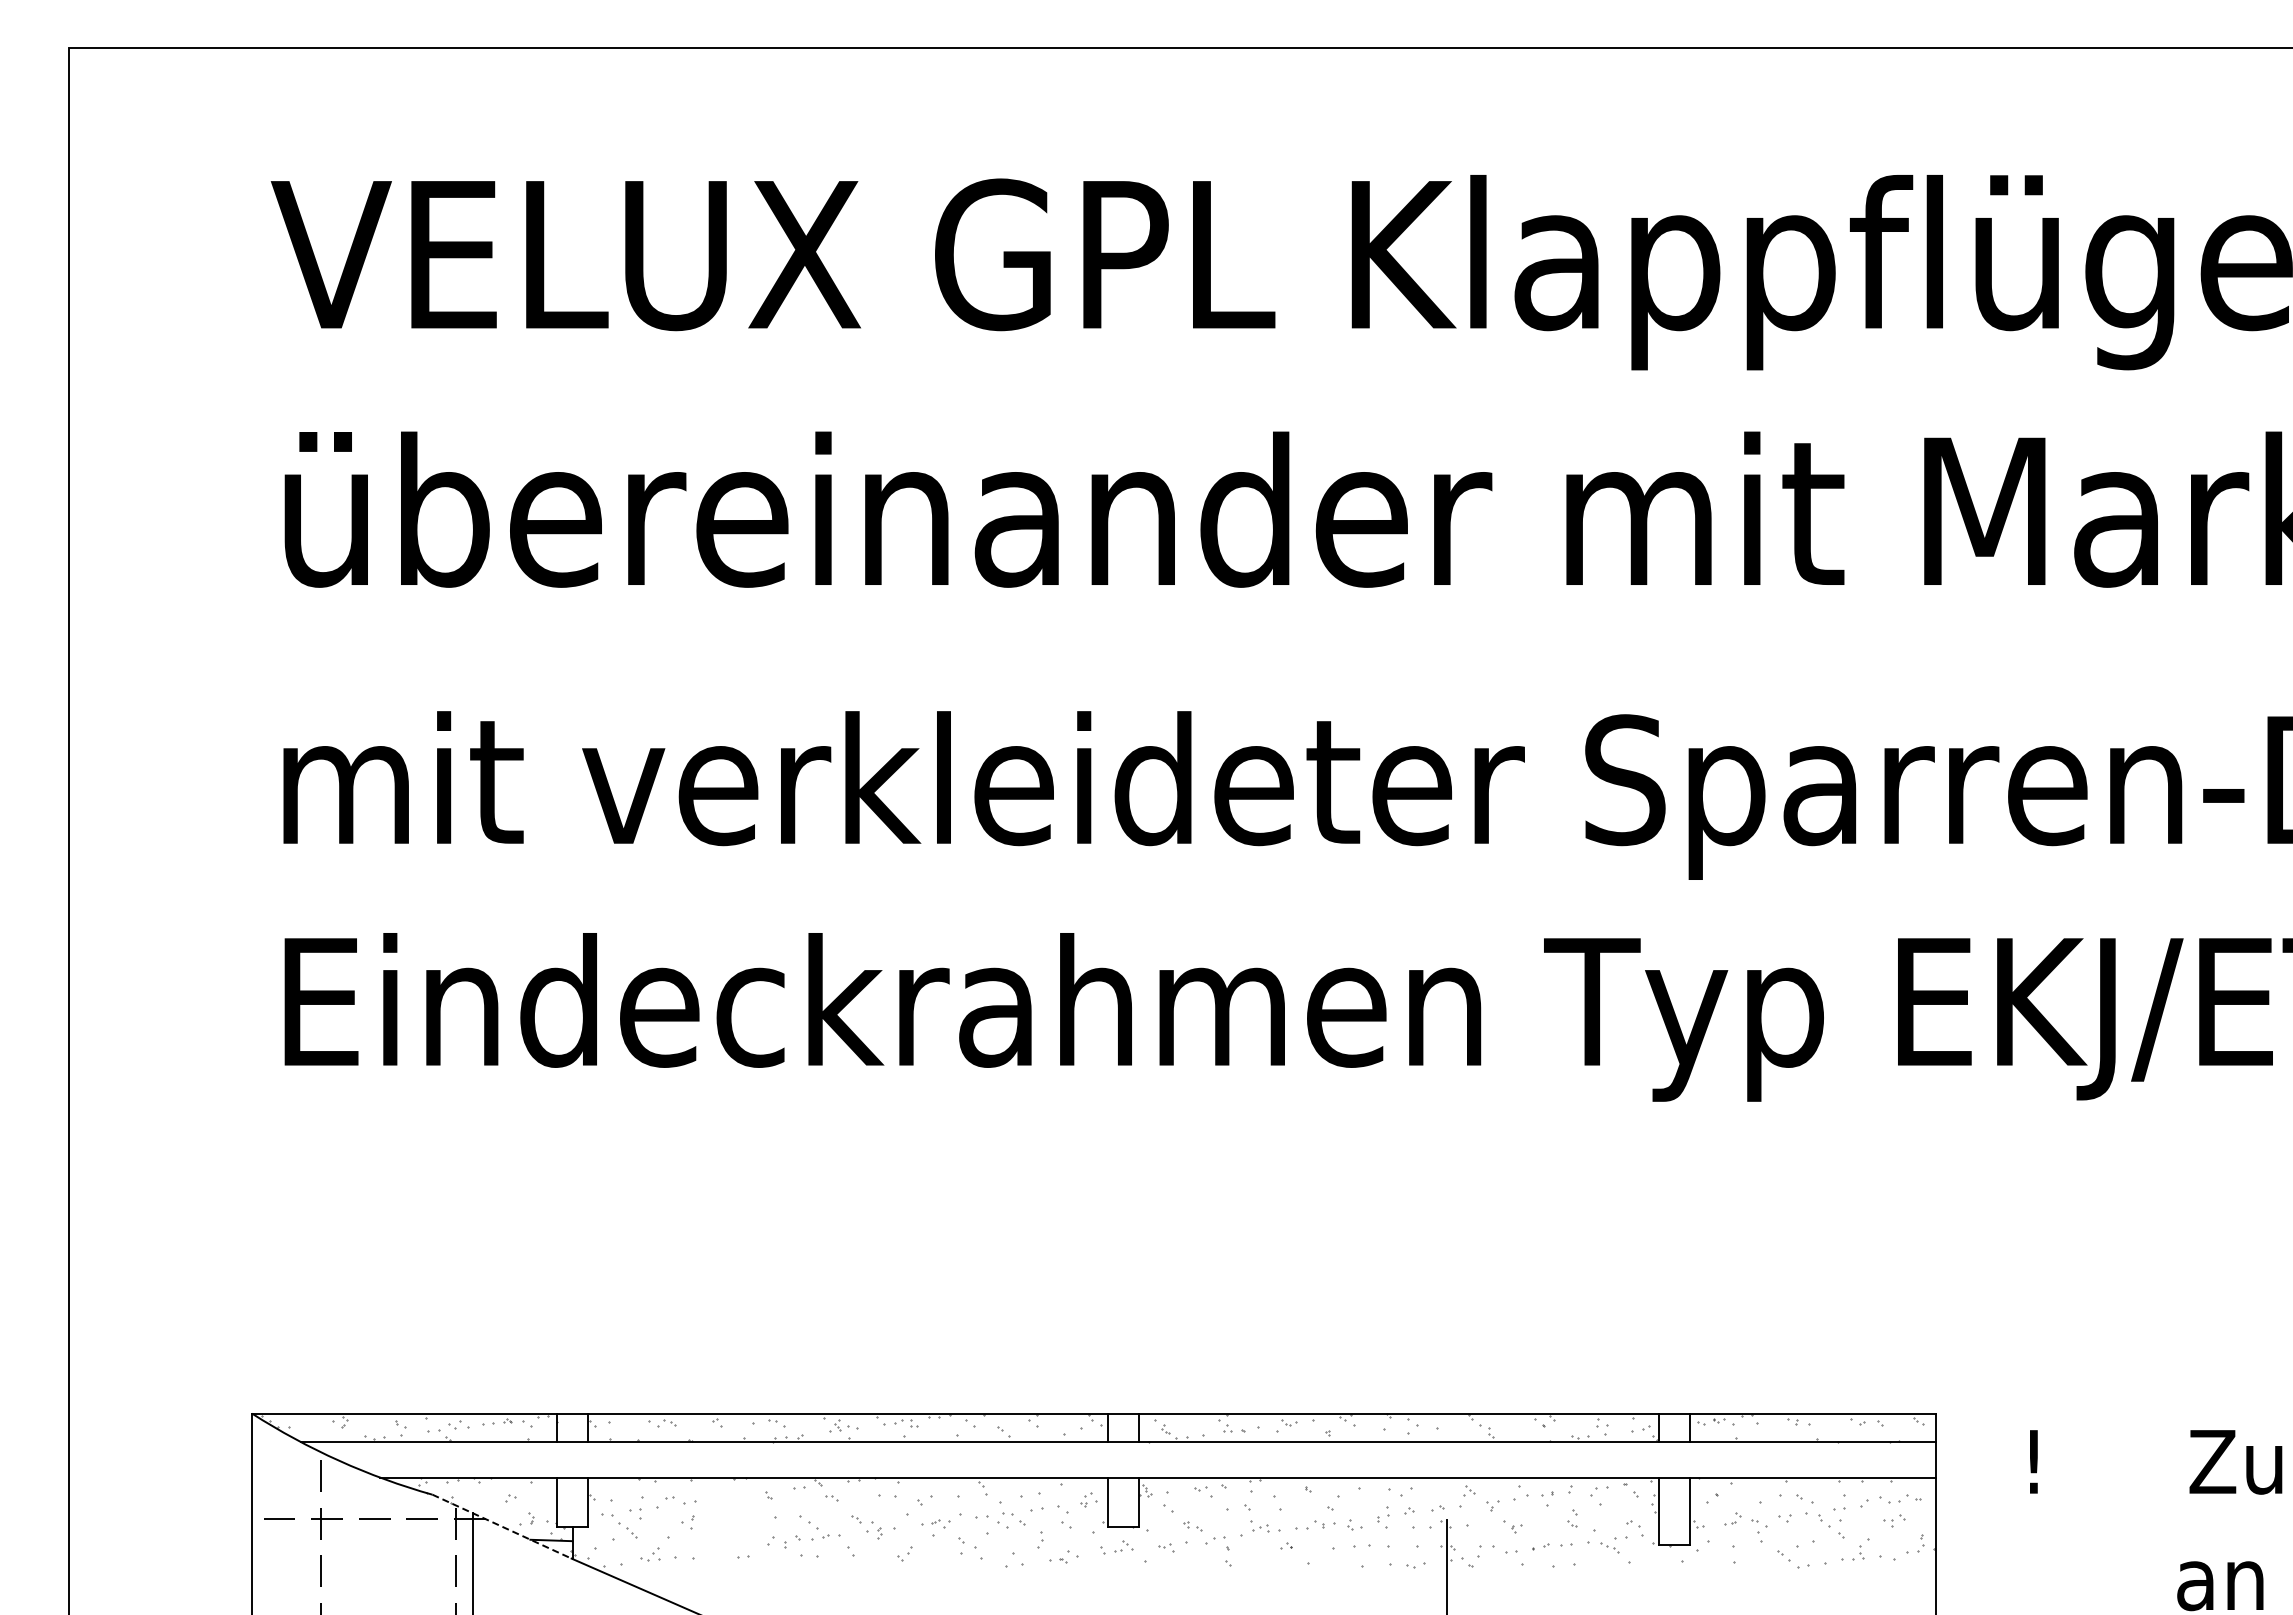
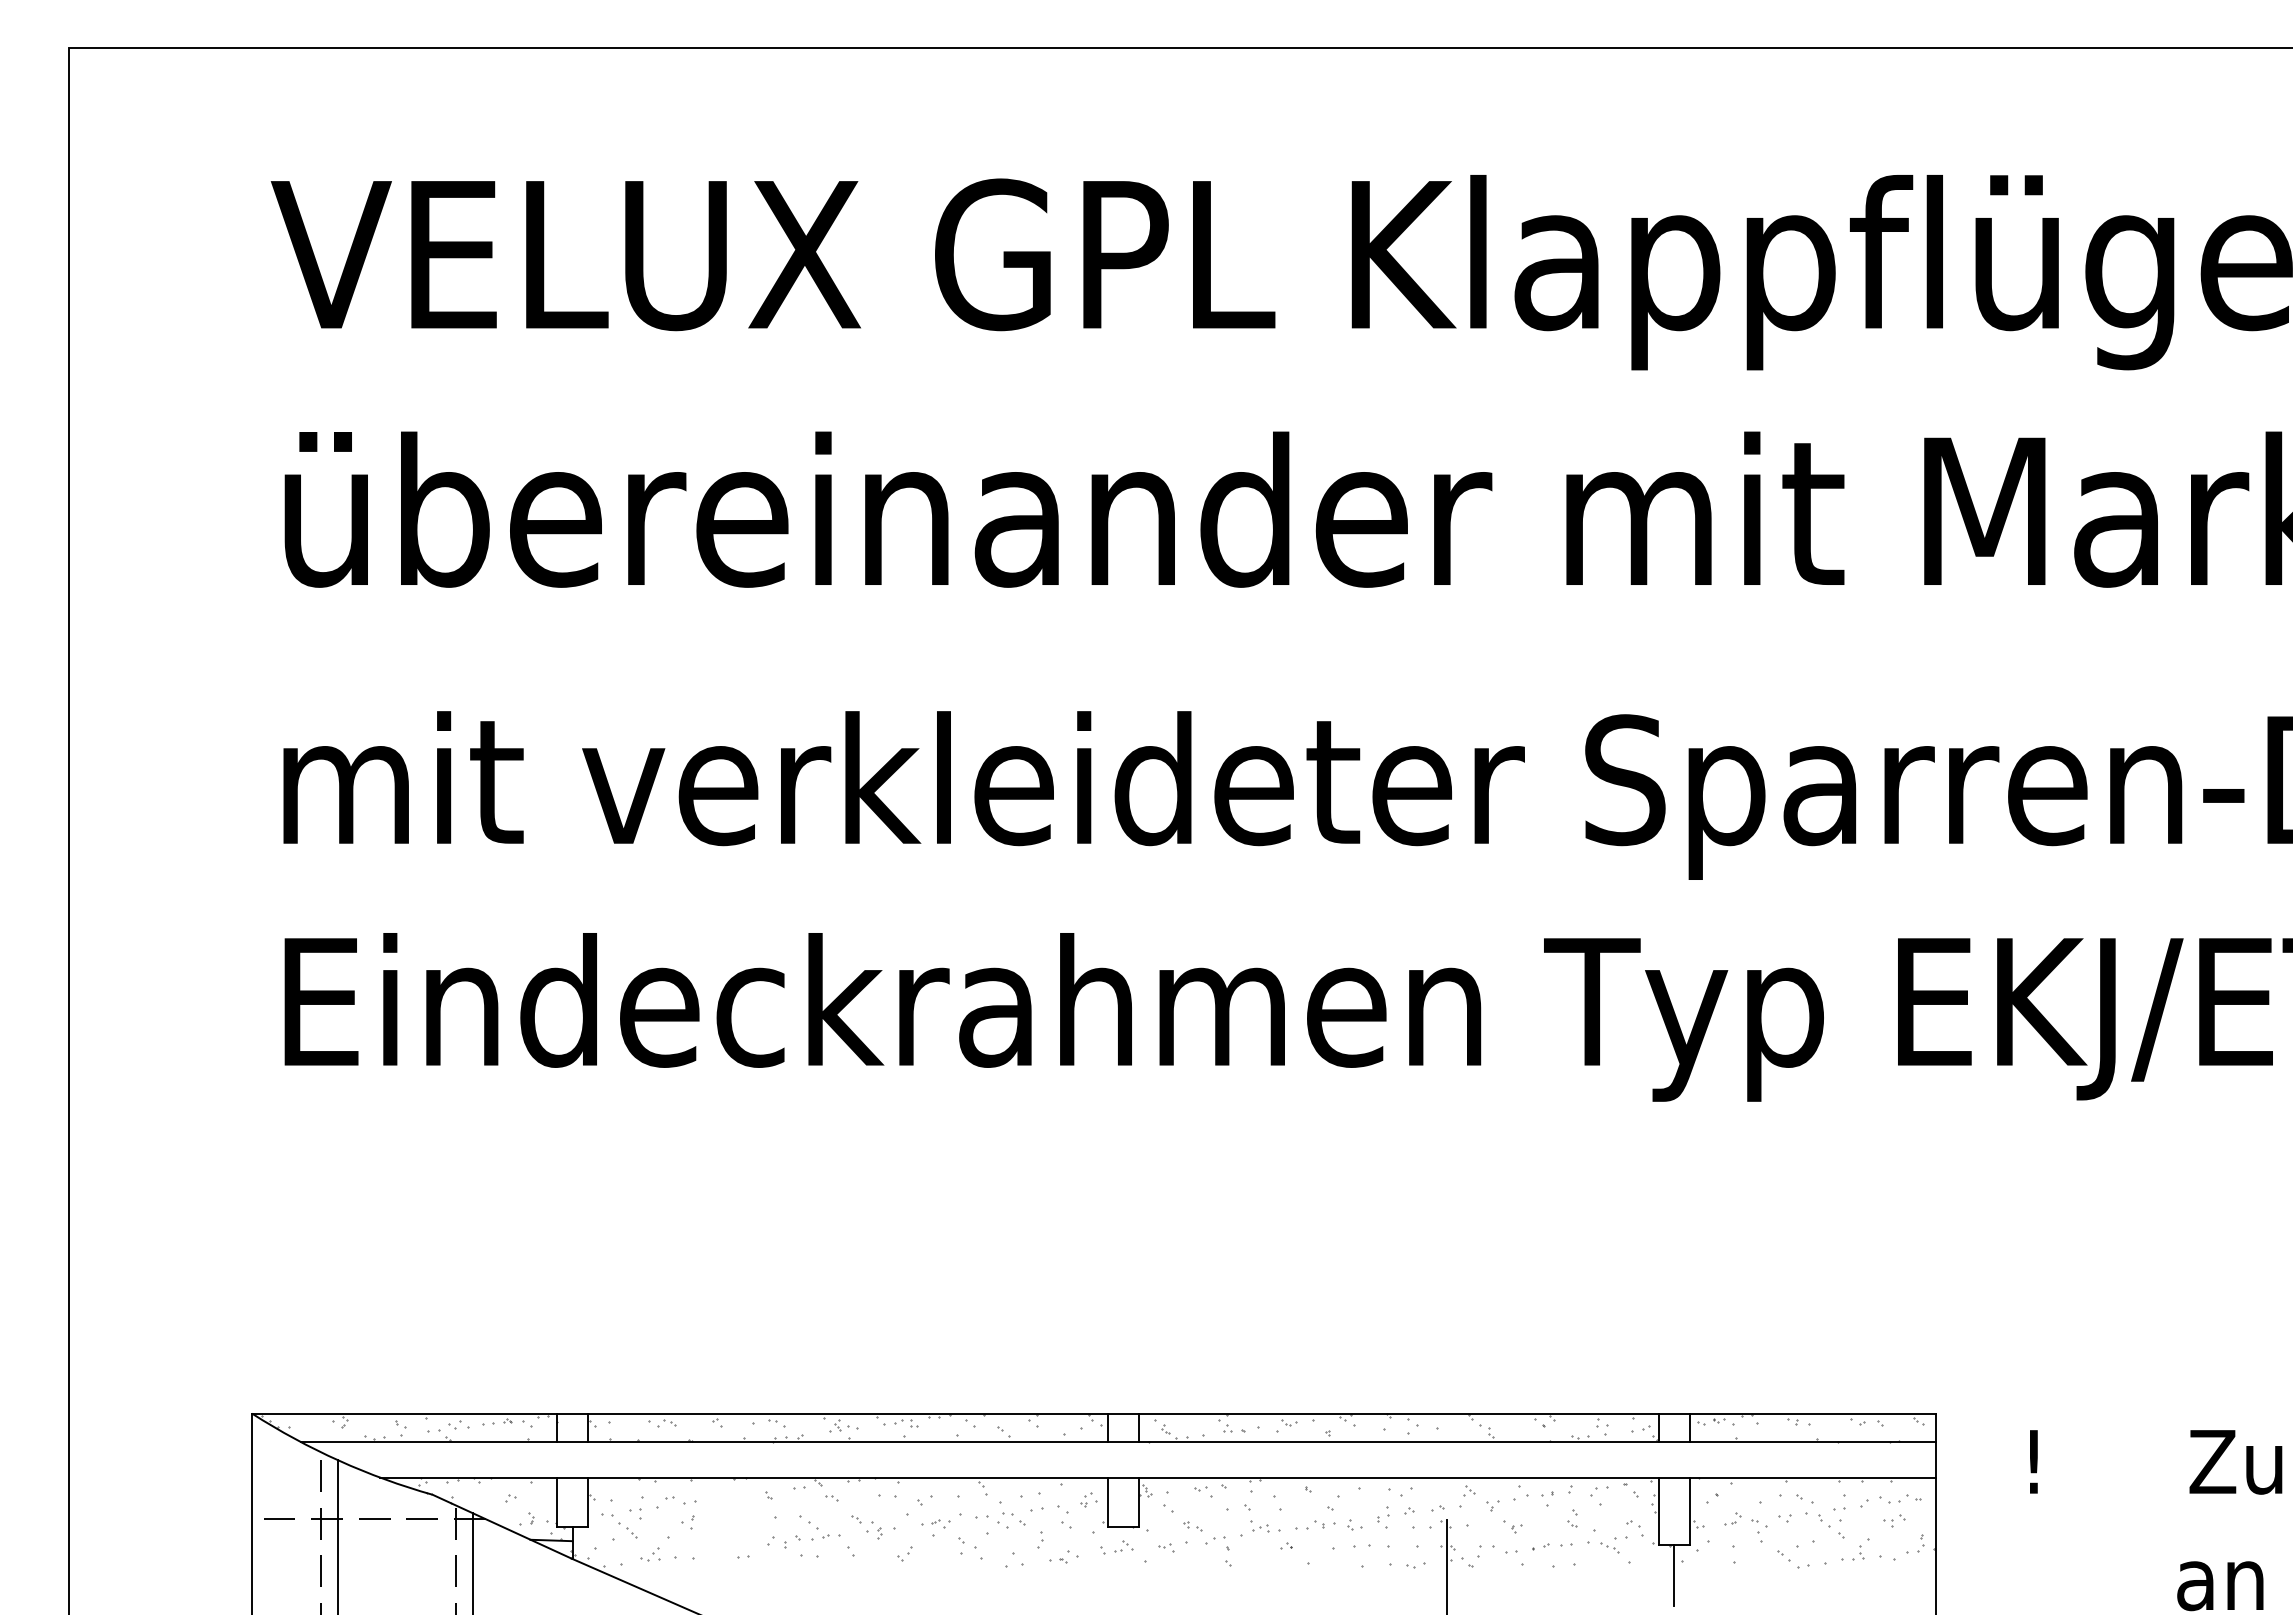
line: dashed -> solid (502, 1526)
line: none -> present (338, 1535)
line: none -> present (1674, 1575)
